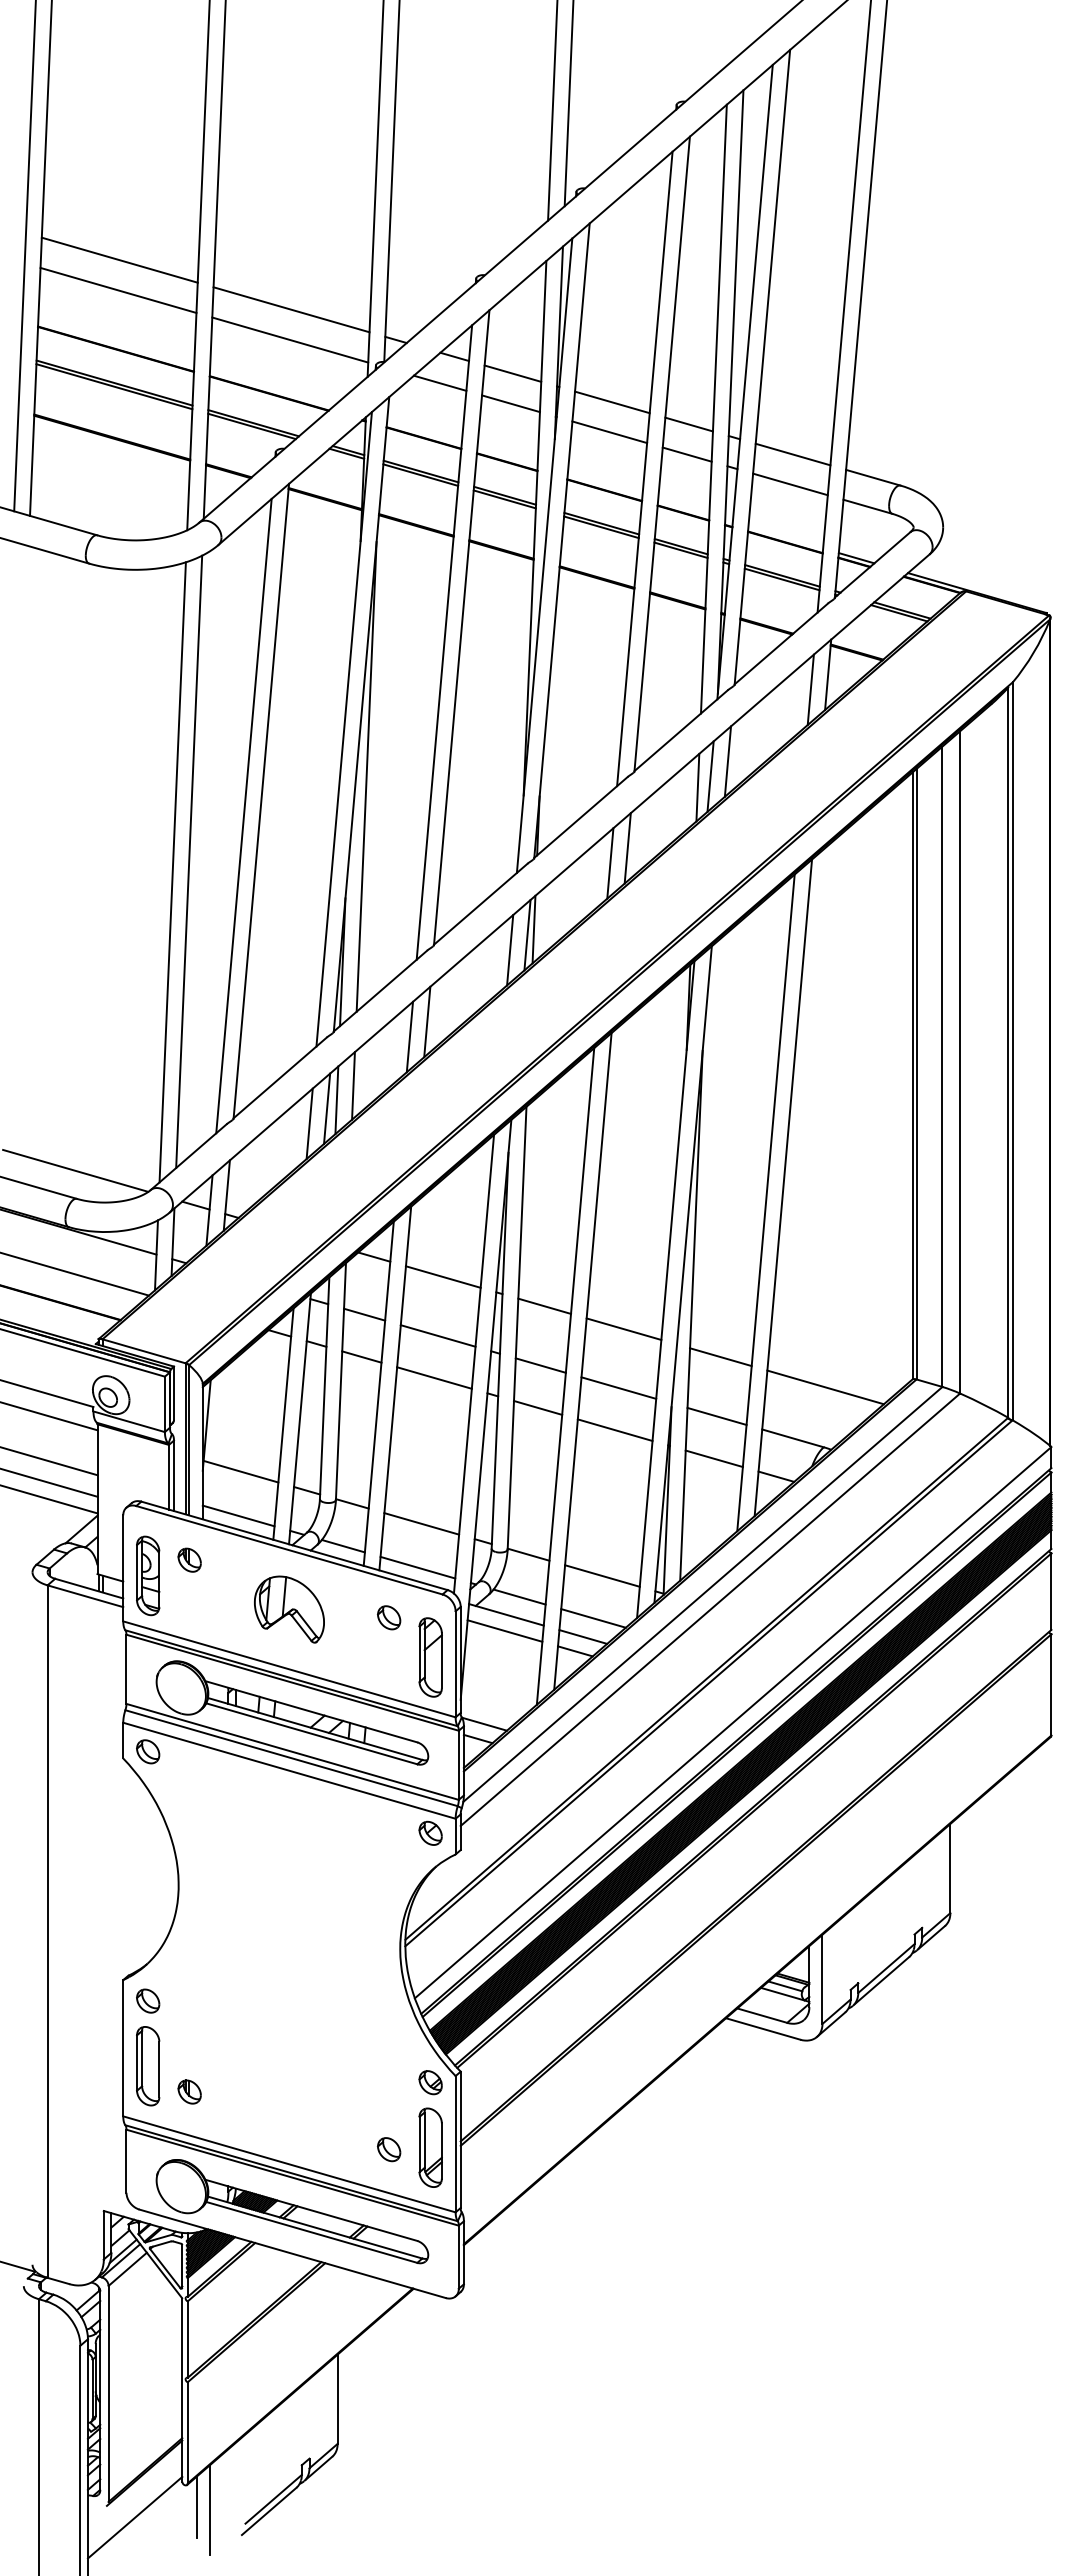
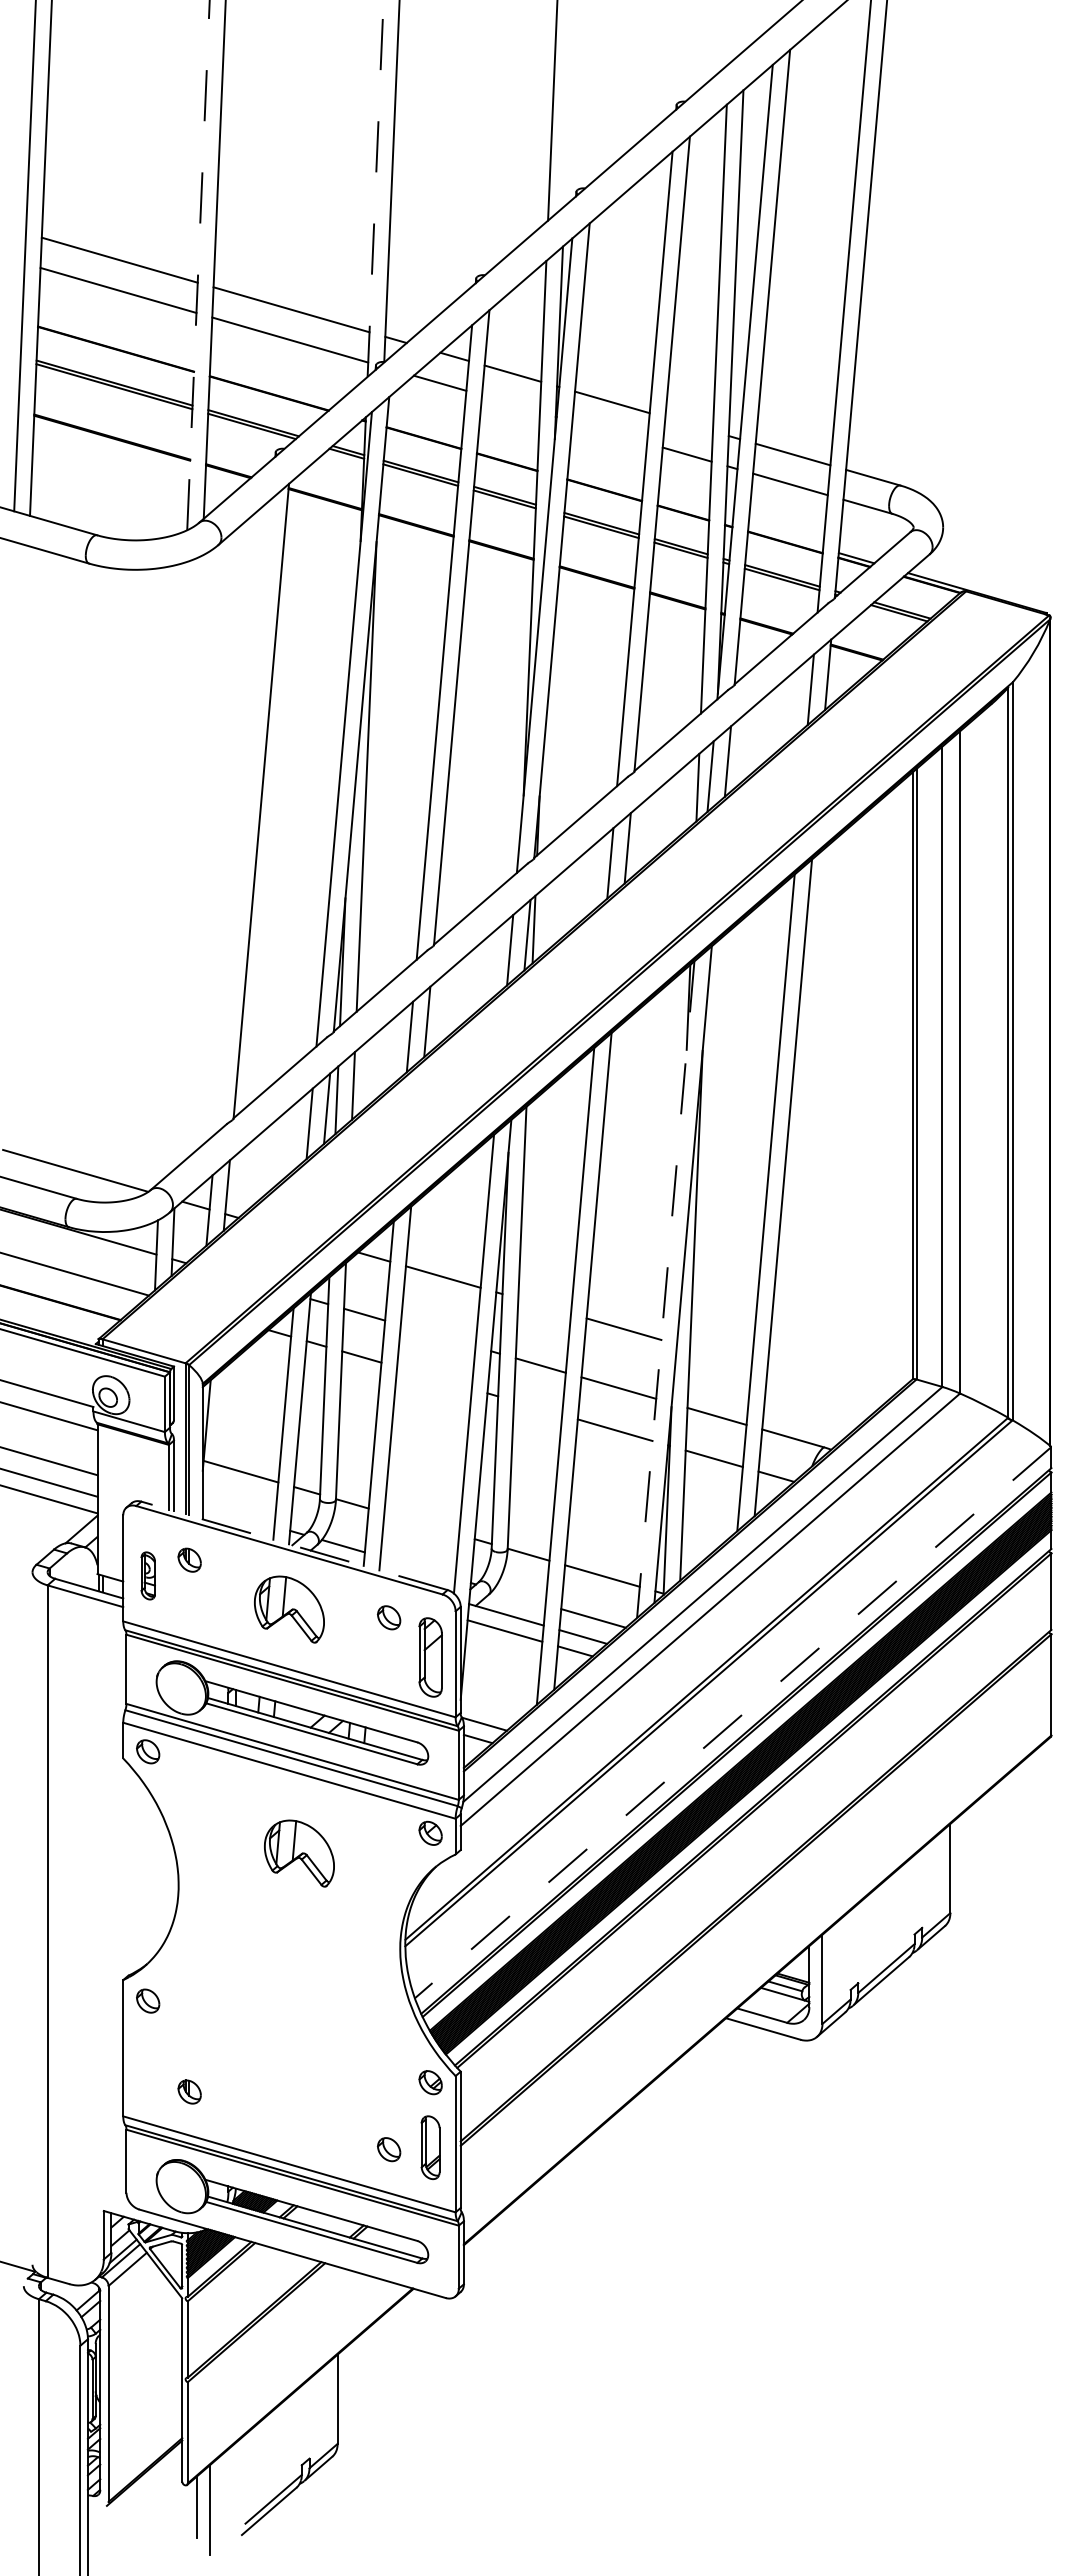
line: present -> none (568, 104)
line: solid -> dashed (375, 188)
line: solid -> dashed (198, 264)
line: present -> none (510, 403)
line: present -> none (688, 424)
line: present -> none (609, 432)
line: present -> none (243, 815)
line: present -> none (189, 861)
line: present -> none (172, 872)
line: solid -> dashed (665, 1289)
line: present -> none (544, 1305)
line: present -> none (437, 1335)
line: present -> none (720, 1357)
line: present -> none (434, 1377)
line: present -> none (825, 1387)
line: present -> none (537, 1407)
line: present -> none (238, 1515)
line: present -> none (421, 1523)
line: solid -> dashed (294, 1545)
line: present -> none (417, 1567)
part size: 25x82 px -> 16x50 px (147, 1575)
line: present -> none (519, 1596)
line: solid -> dashed (732, 1722)
part: none -> present (299, 1853)
part: present -> none (148, 2066)
part size: 25x81 px -> 21x66 px (430, 2147)
line: present -> none (134, 2517)
